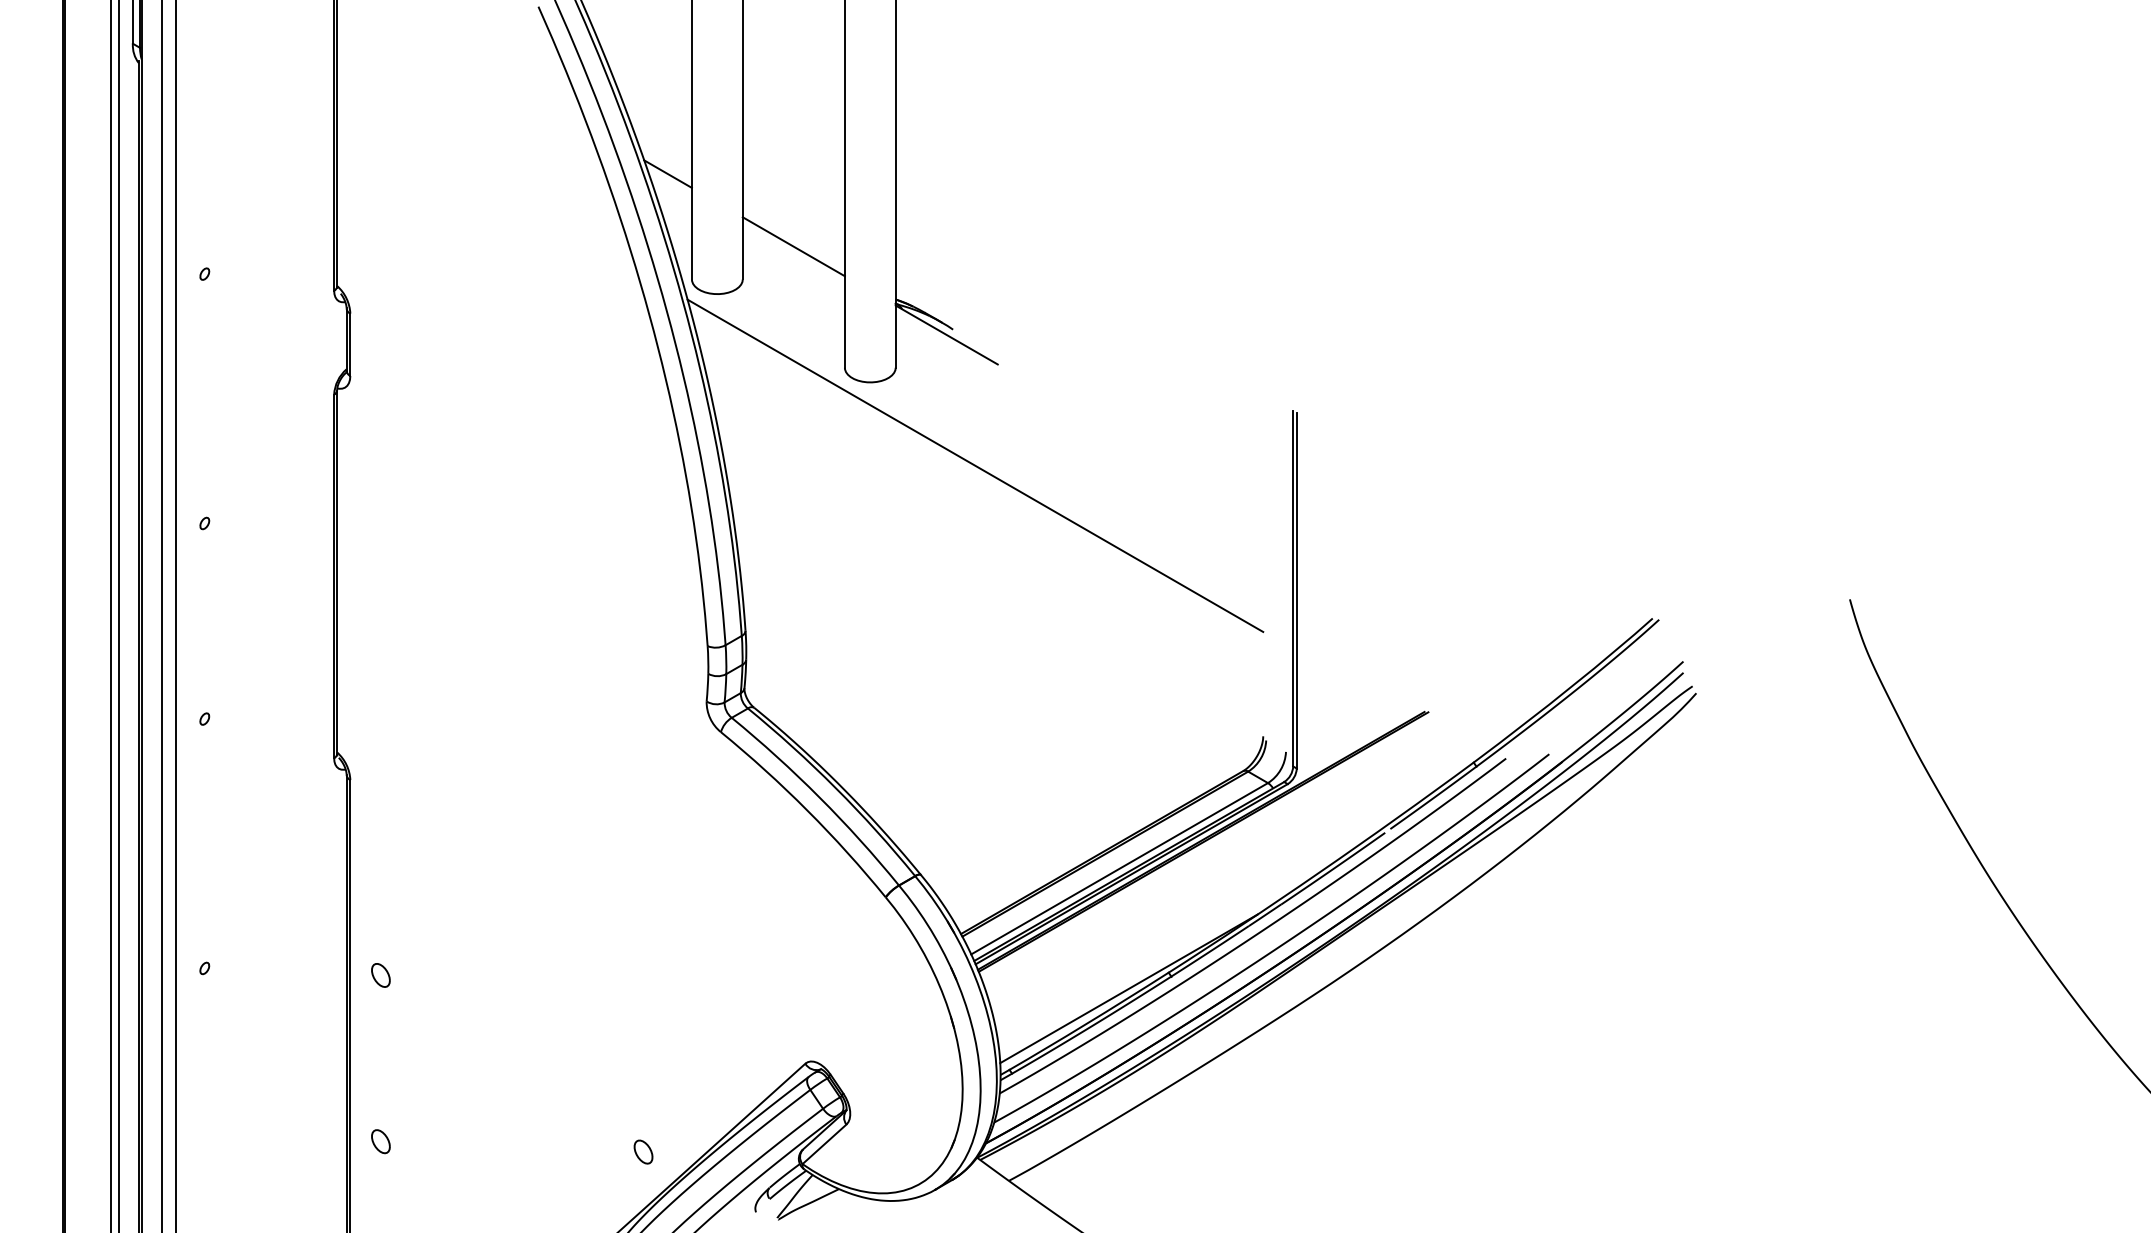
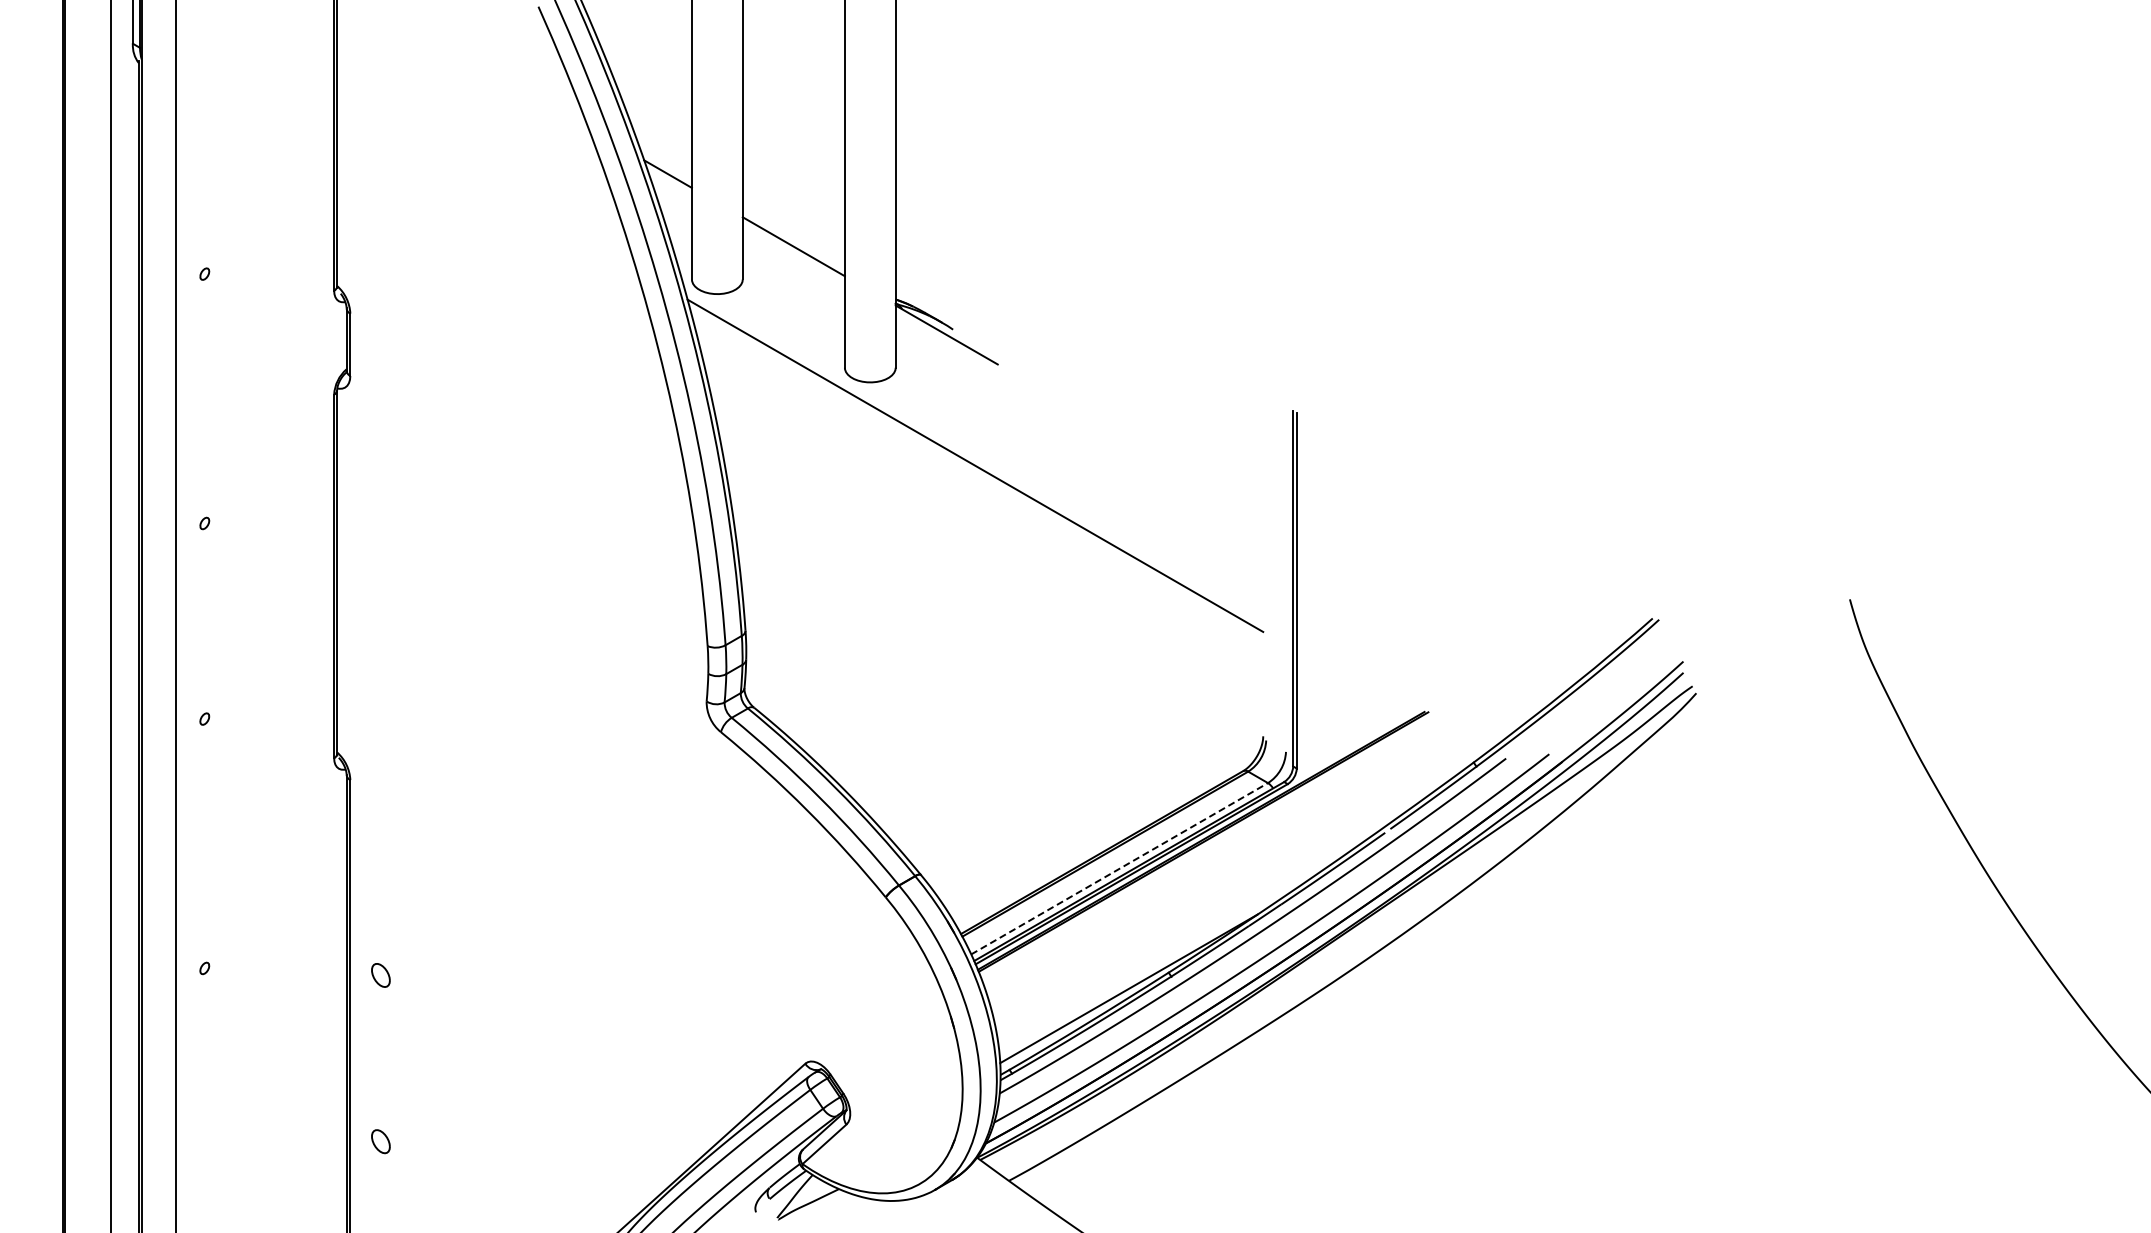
line: present -> none (118, 615)
line: present -> none (161, 615)
line: solid -> dashed (1120, 868)
part: present -> none (643, 1151)
